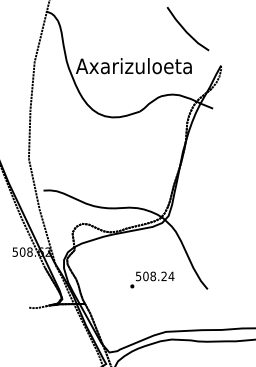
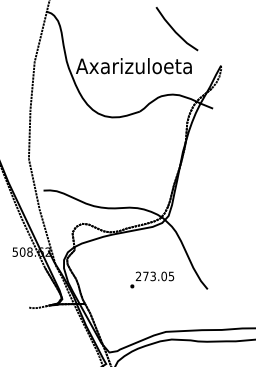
line position: (186, 30) -> (175, 30) (175, 30)
text: 508.24 -> 273.05 (155, 276)
